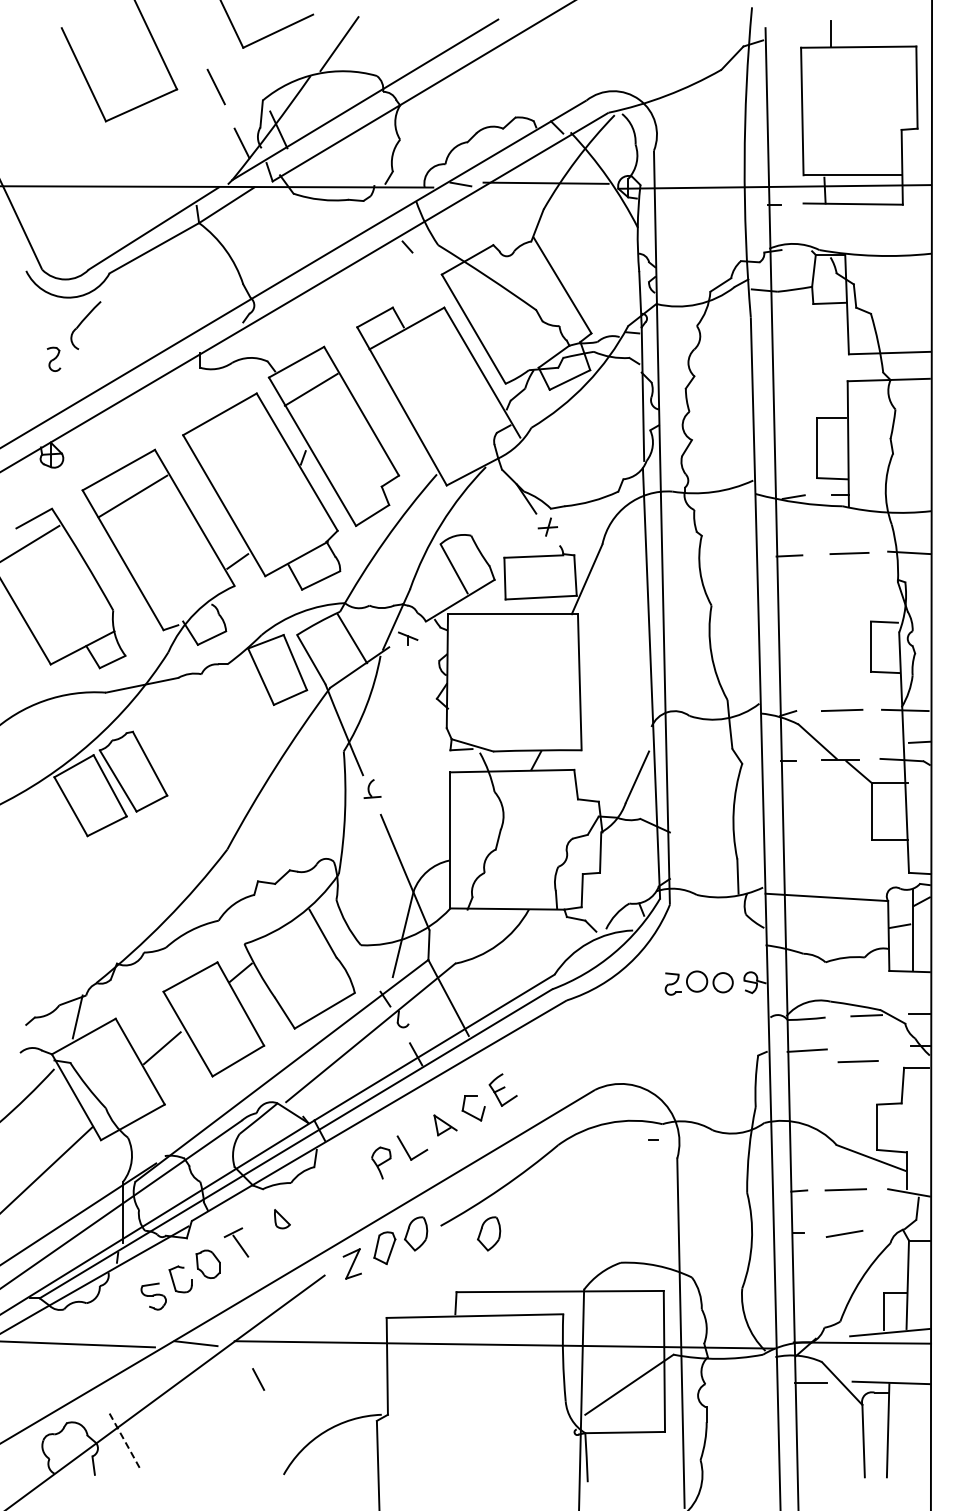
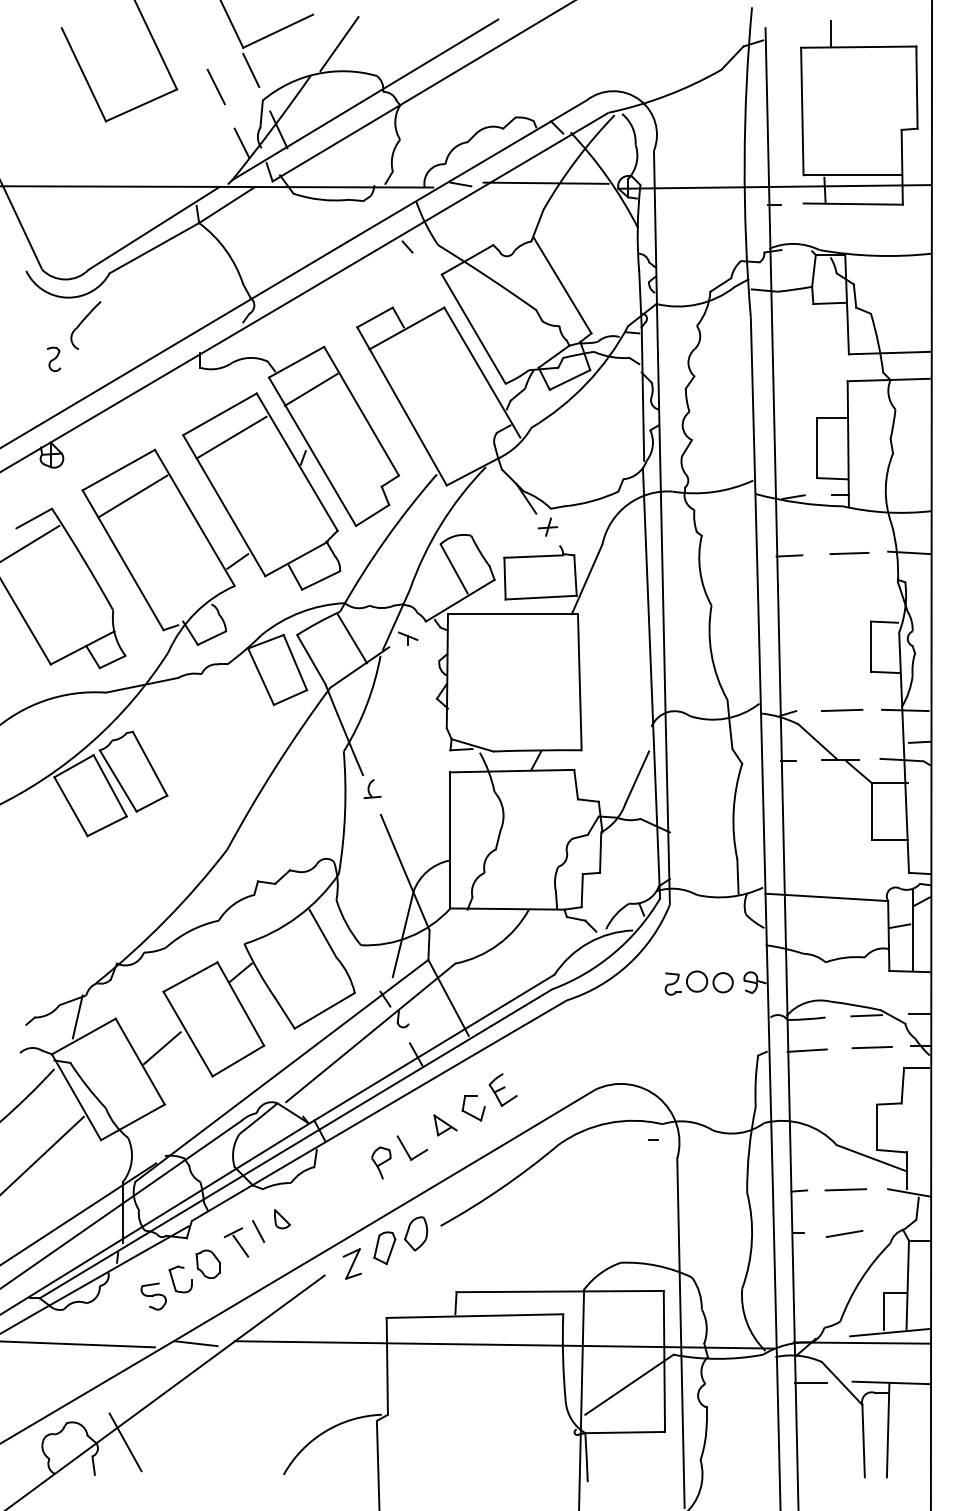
line: none -> present (251, 70)
line: none -> present (231, 437)
line position: (857, 1061) -> (871, 1047) (871, 1047)
line position: (47, 1168) -> (42, 1154) (42, 1154)
part: present -> none (489, 1233)
line position: (258, 1379) -> (258, 1231) (258, 1231)
line: dashed -> solid (125, 1442)
